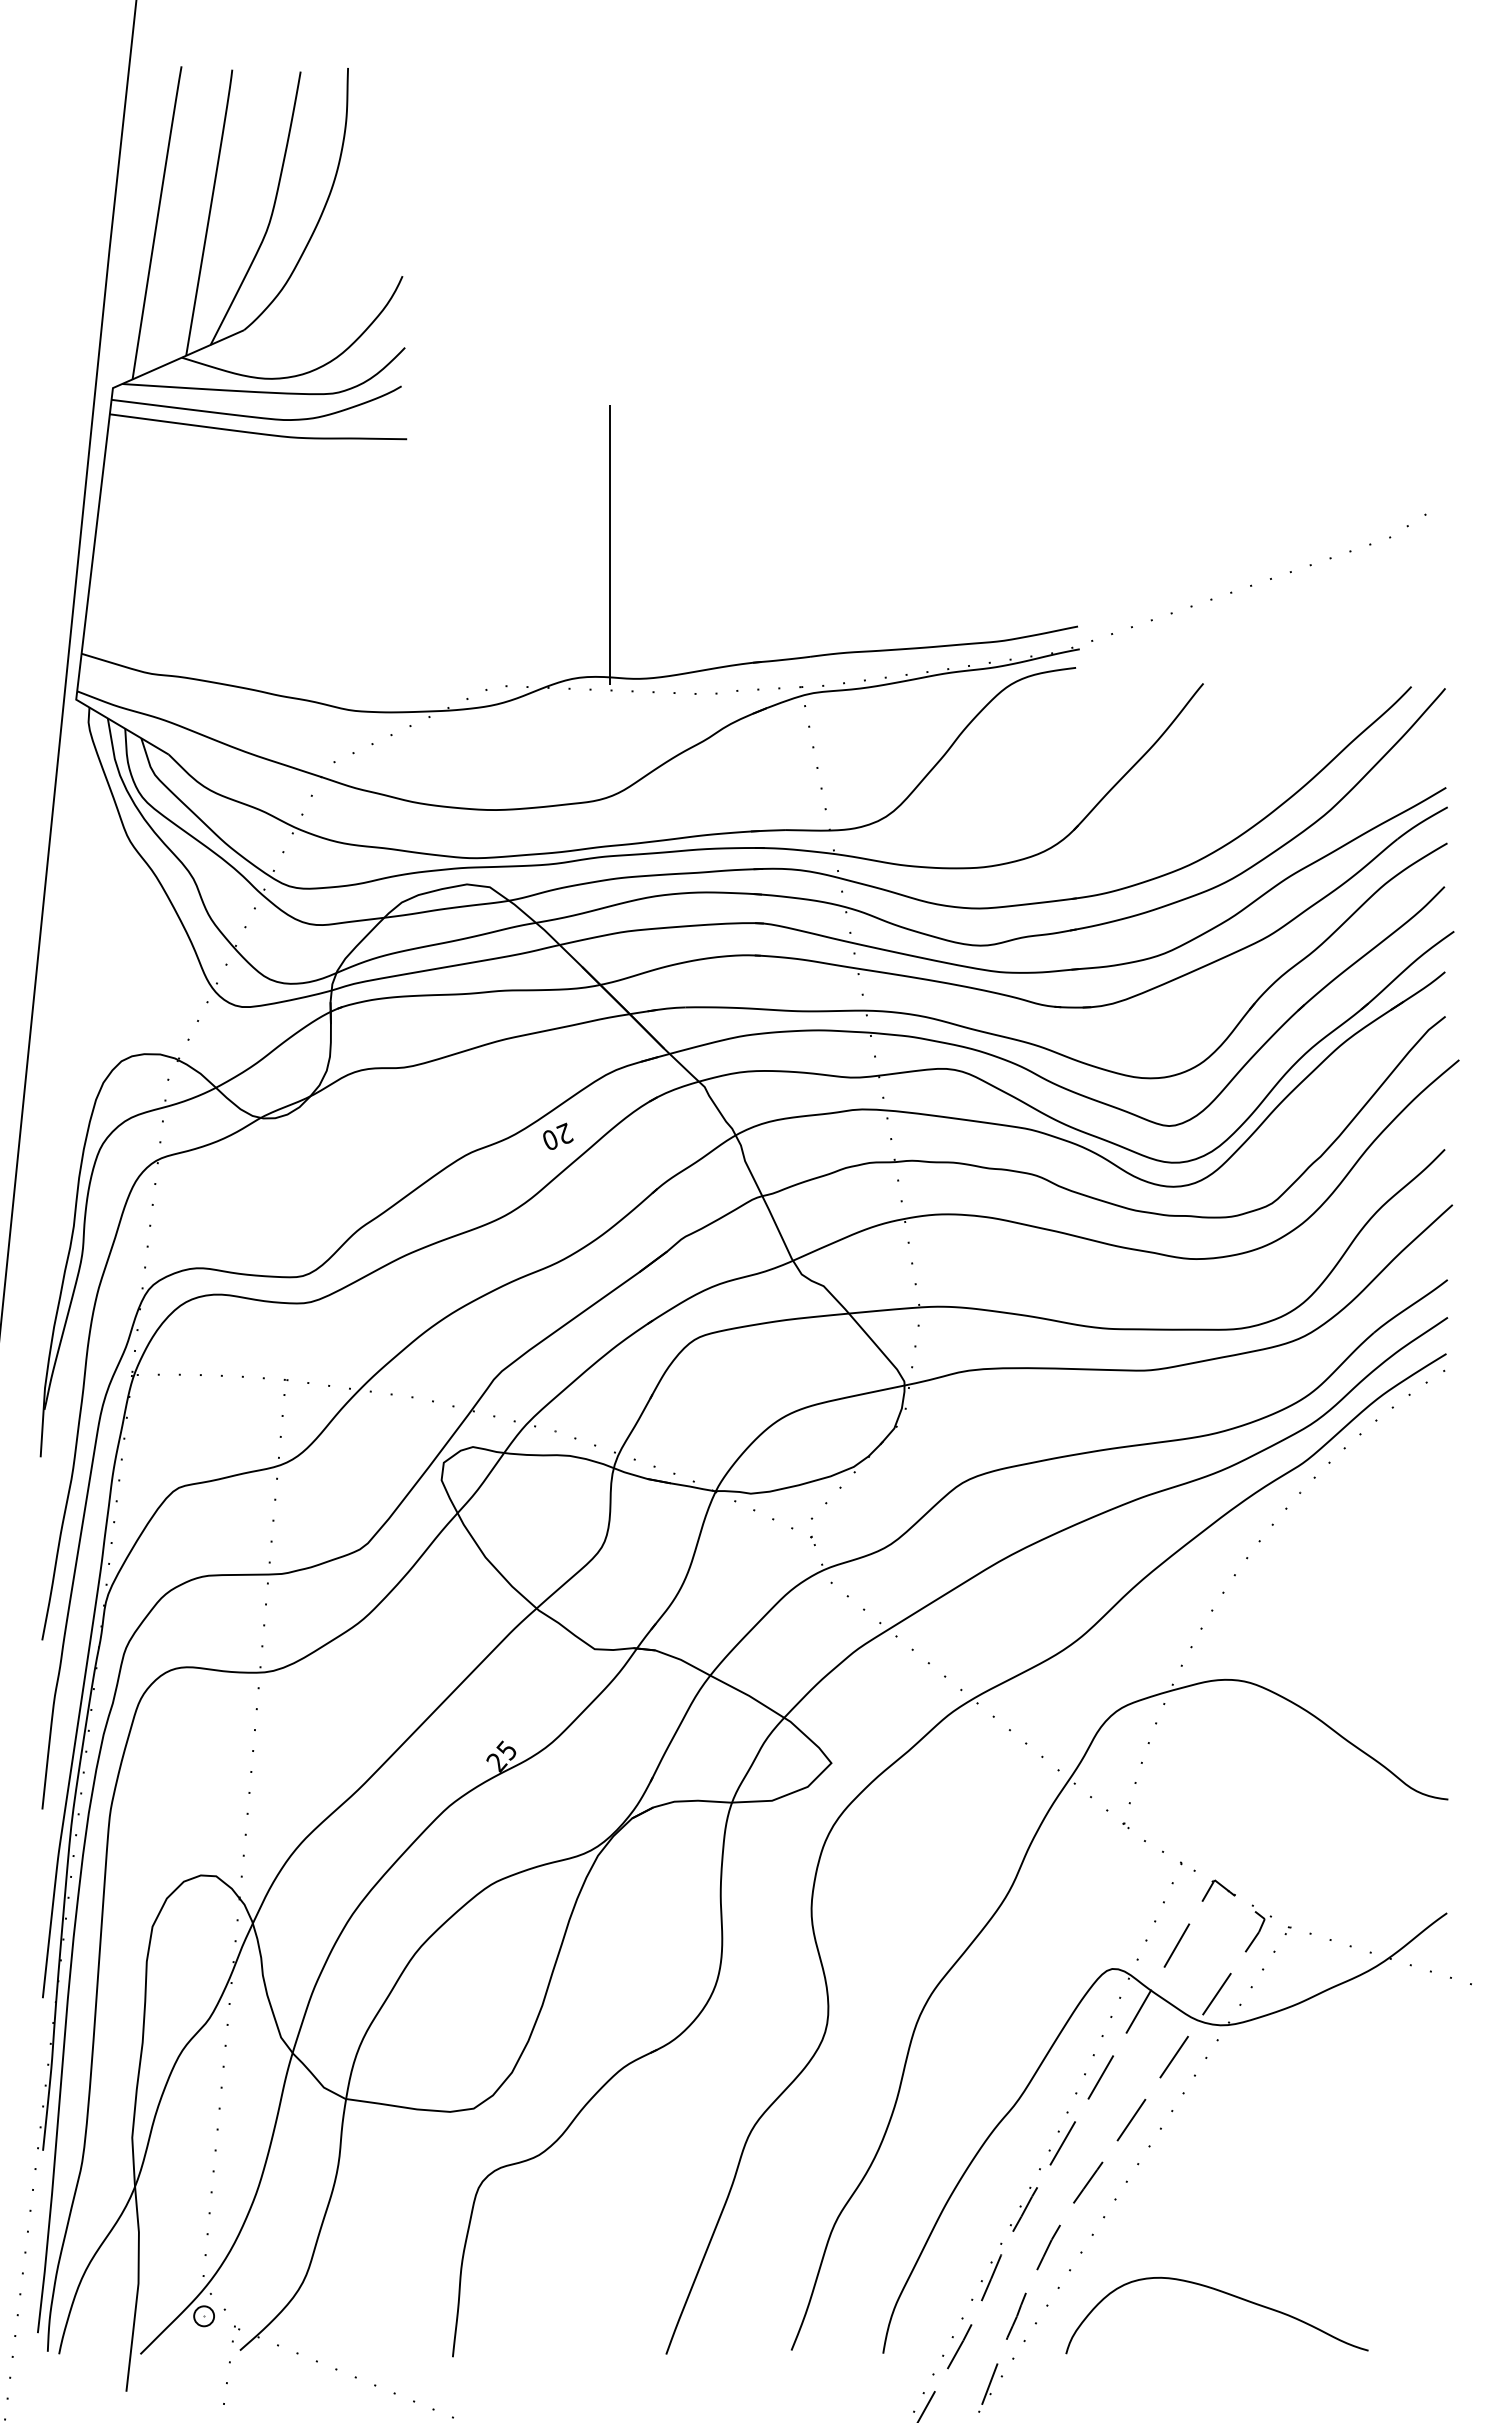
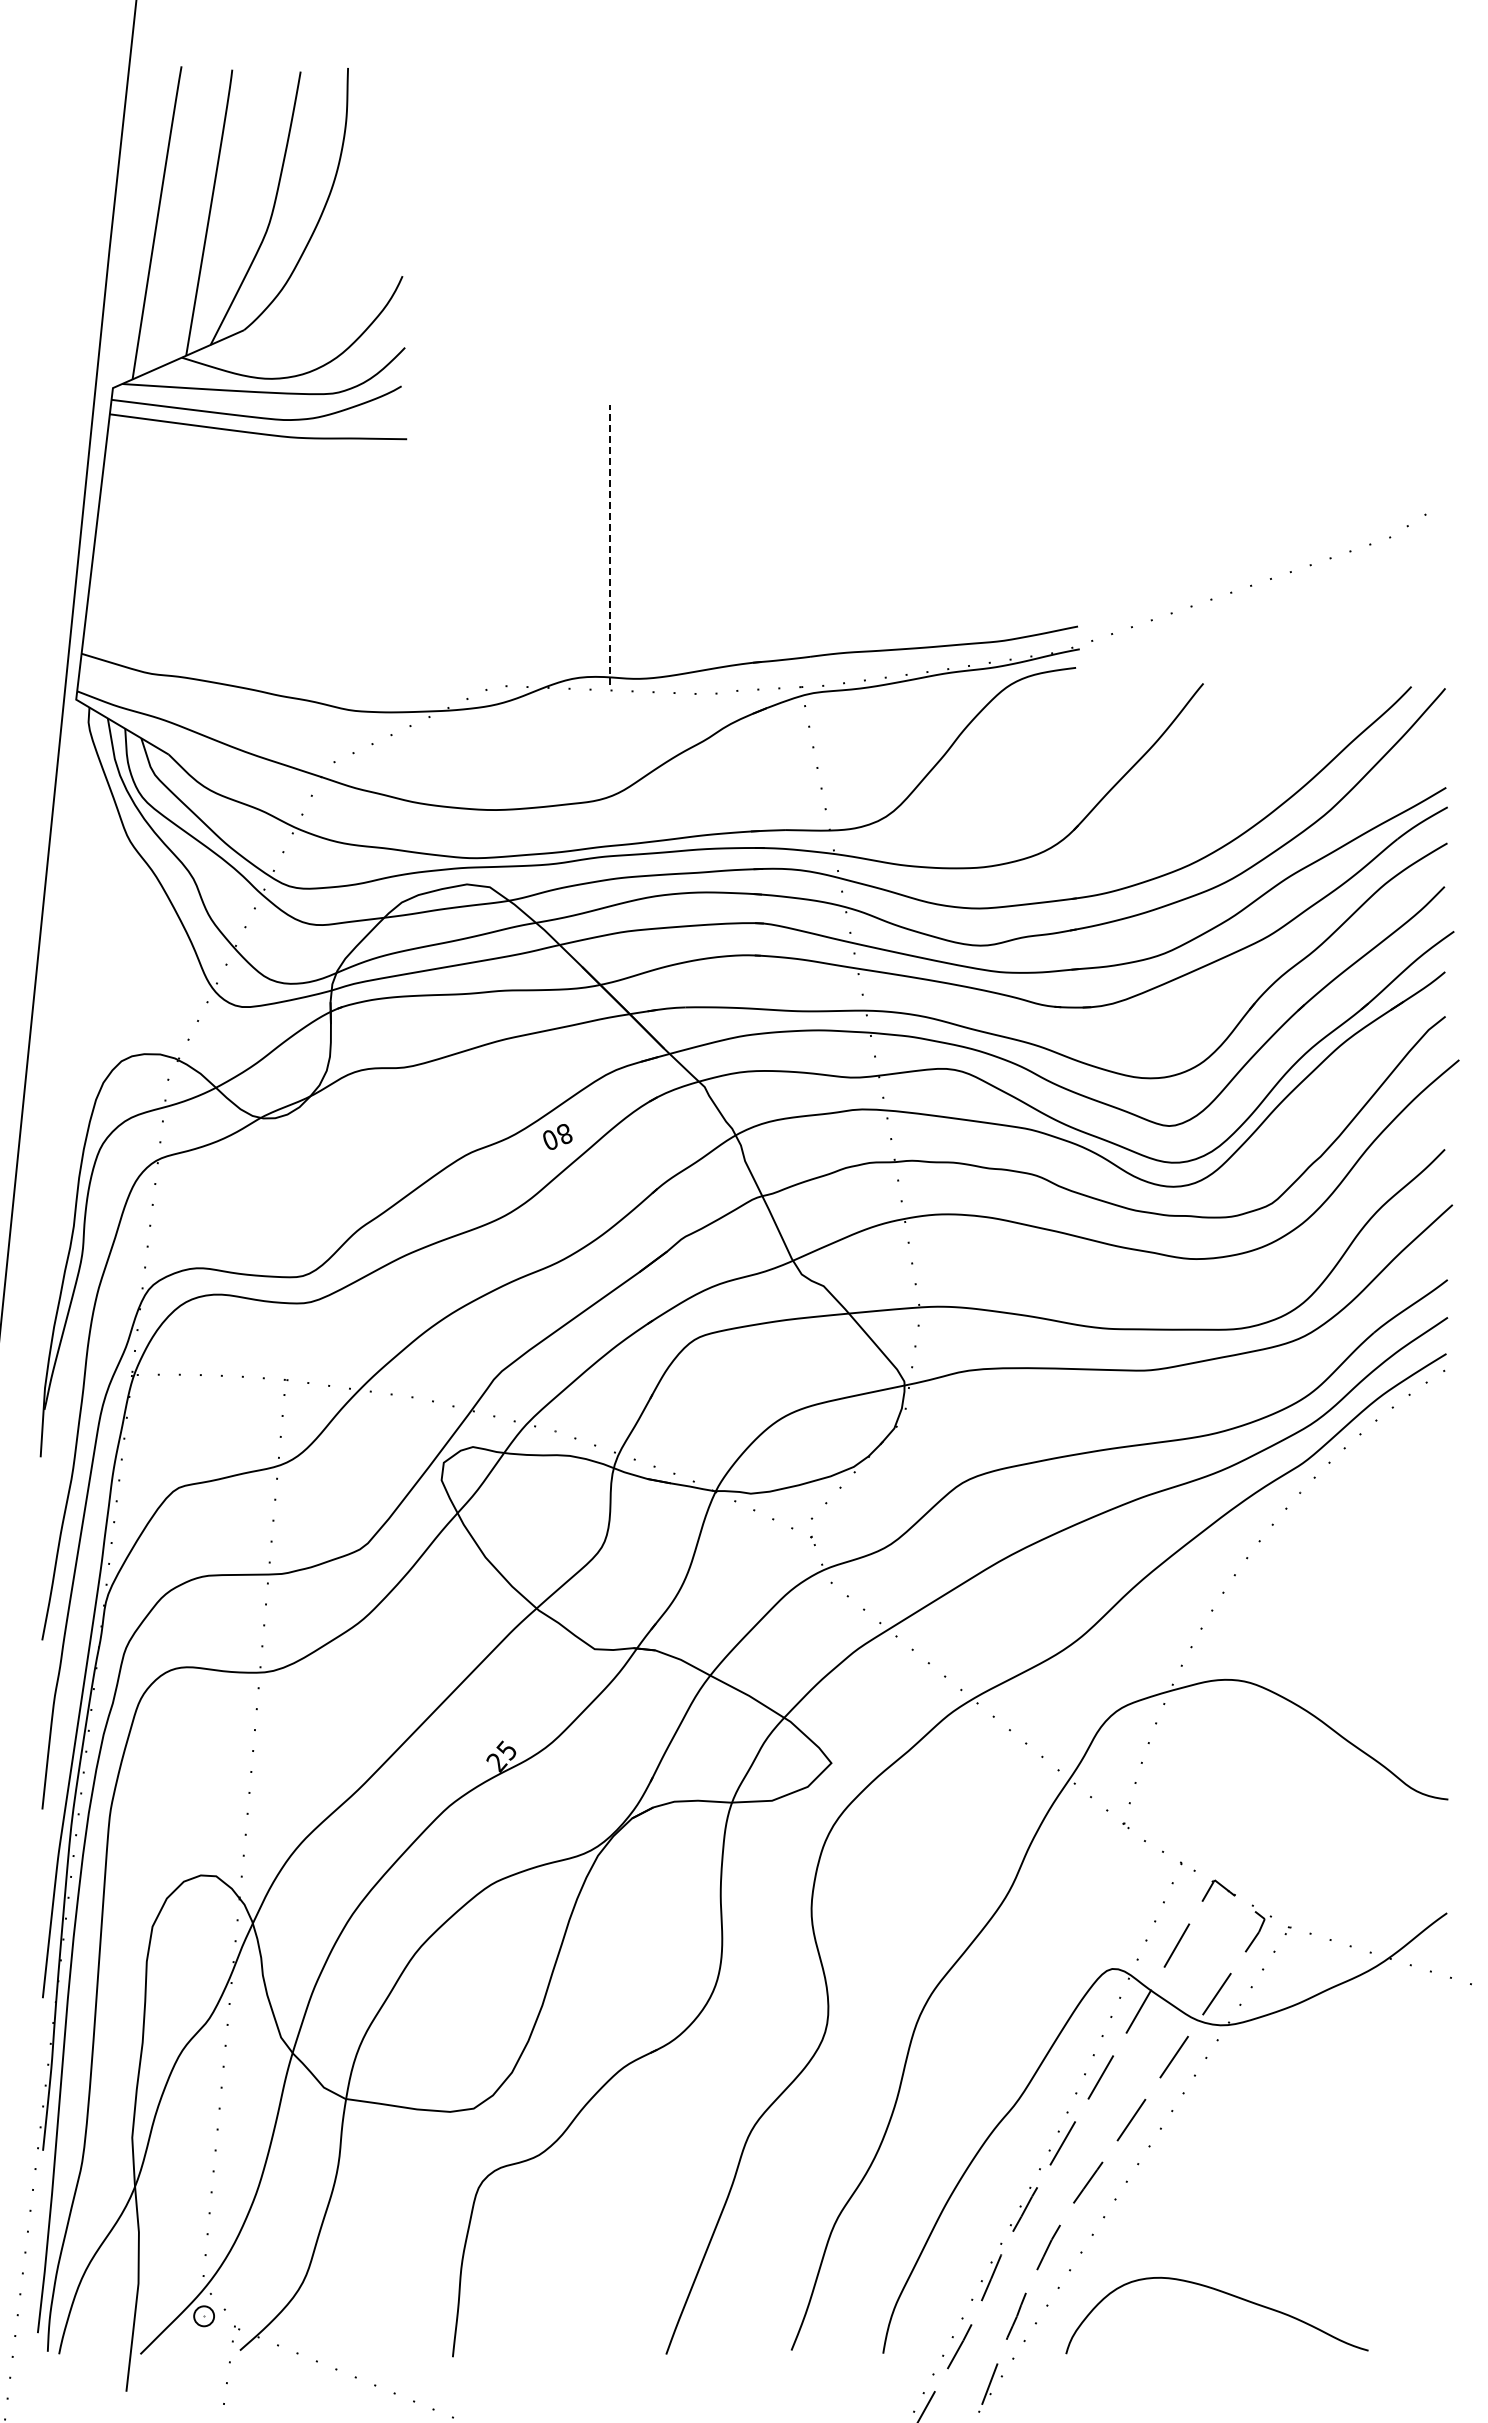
line: solid -> dashed (610, 545)
text: 20 -> 80 (564, 1133)
